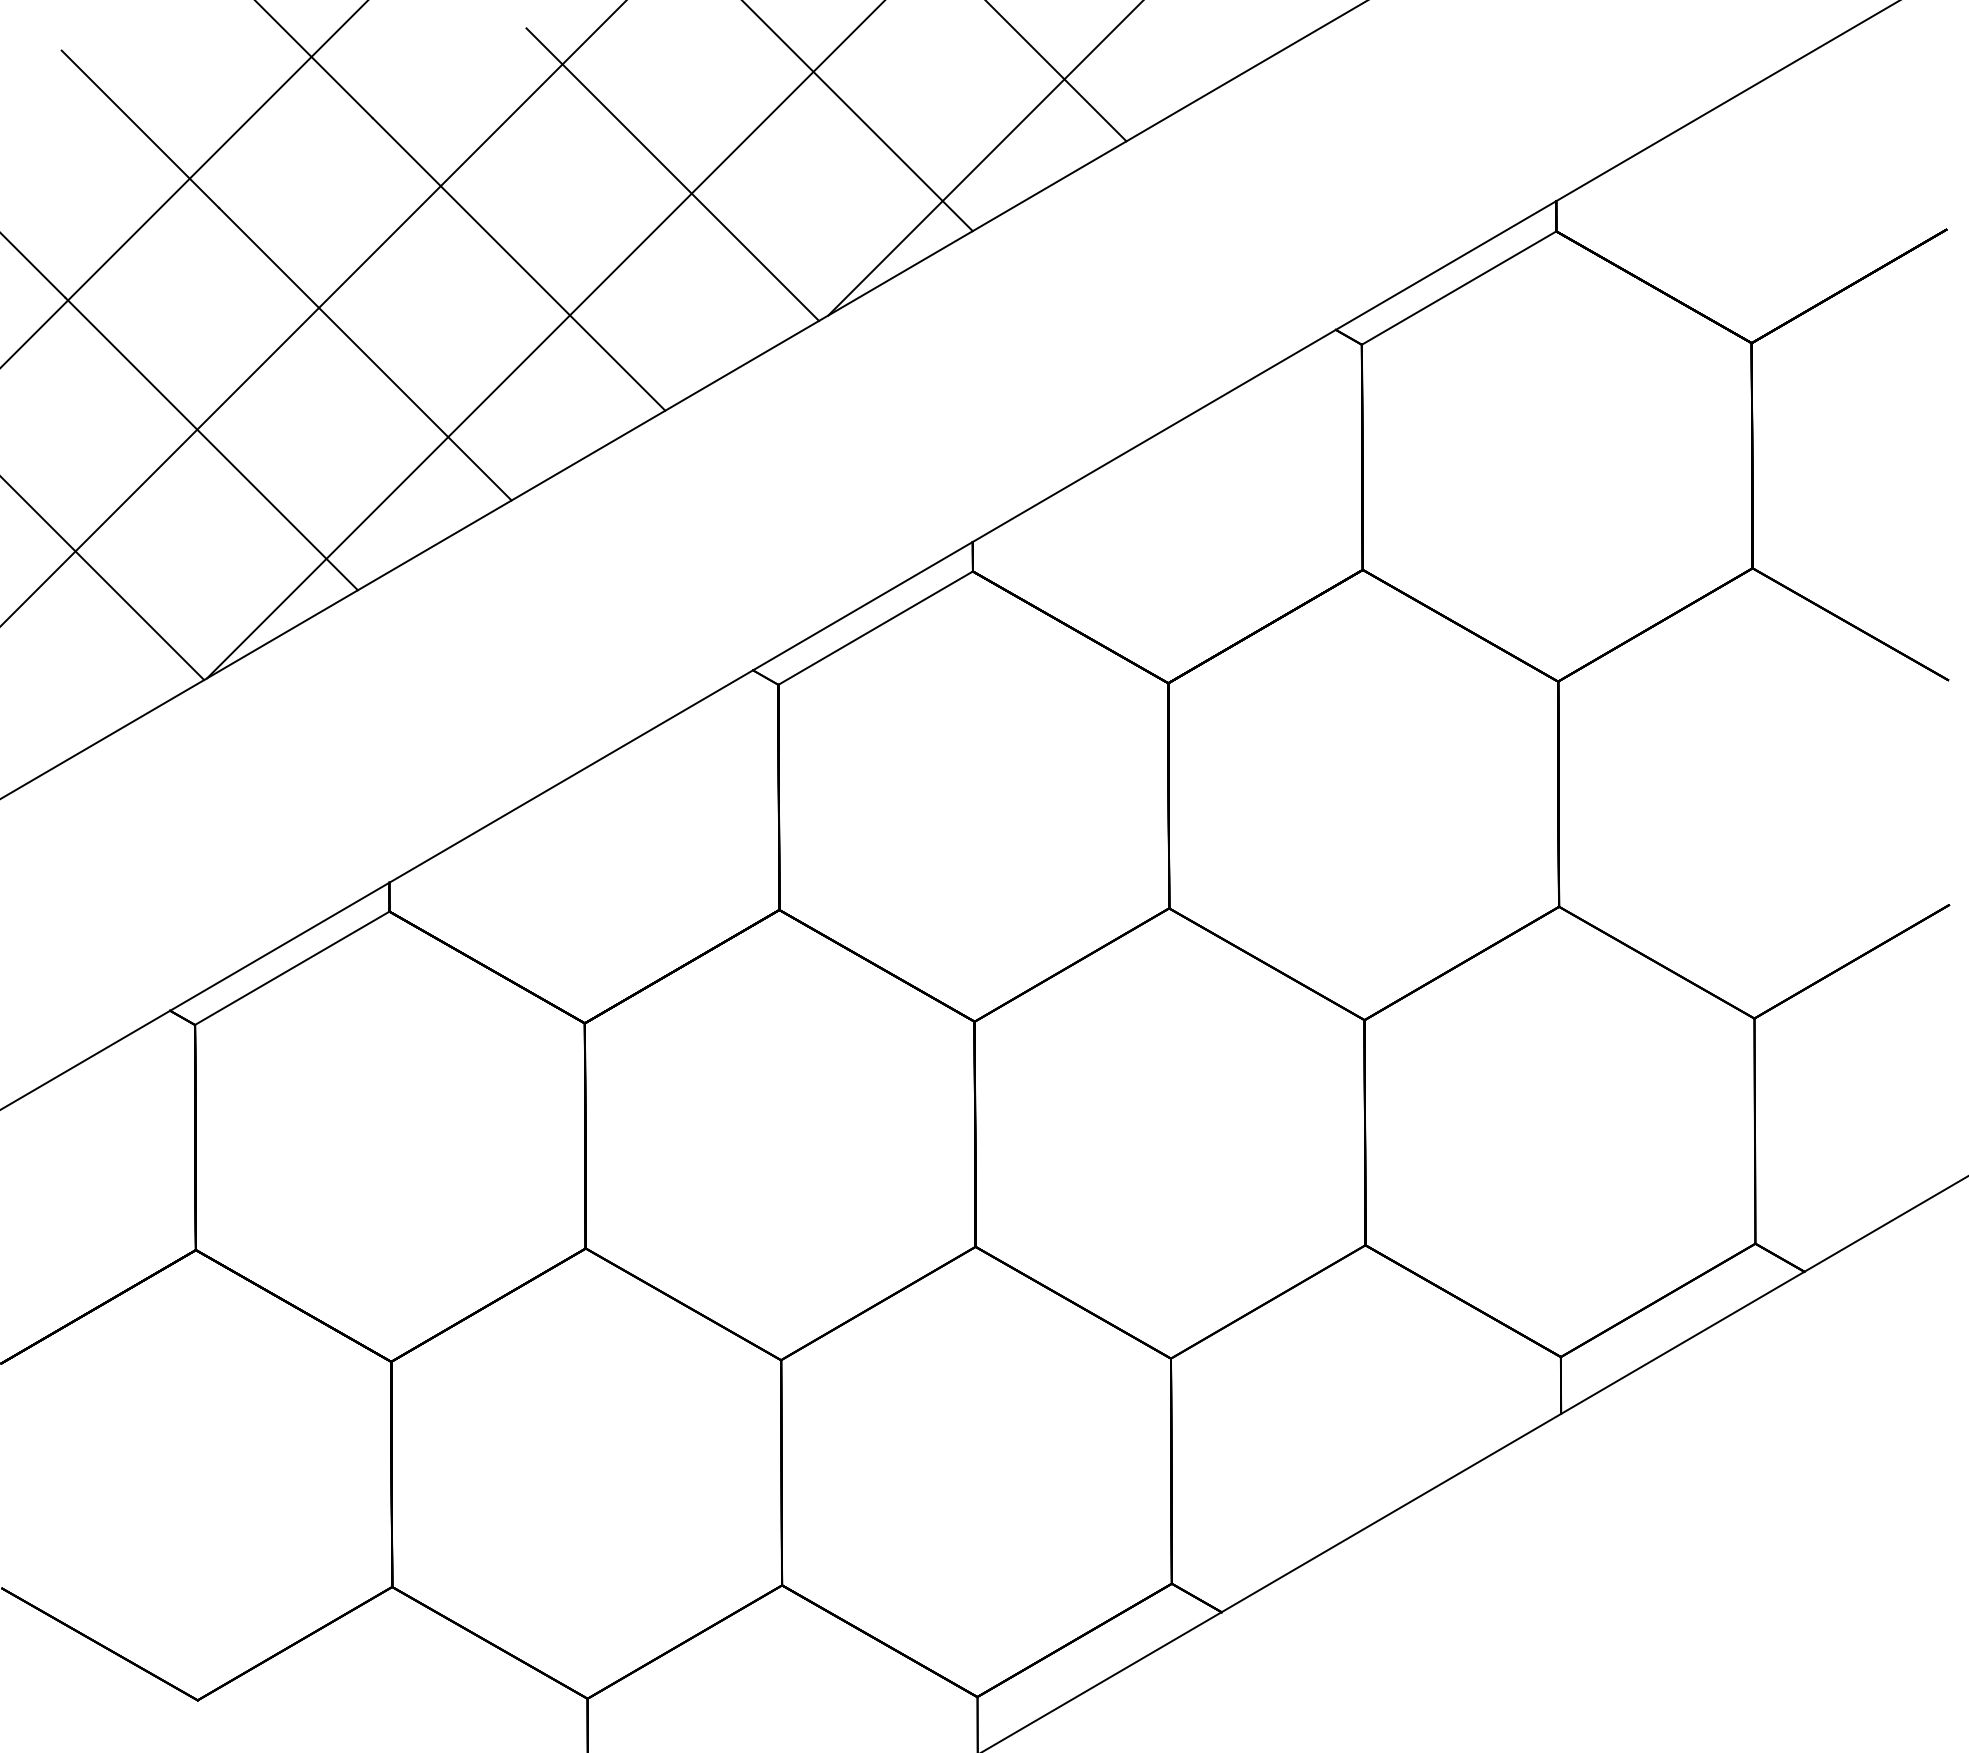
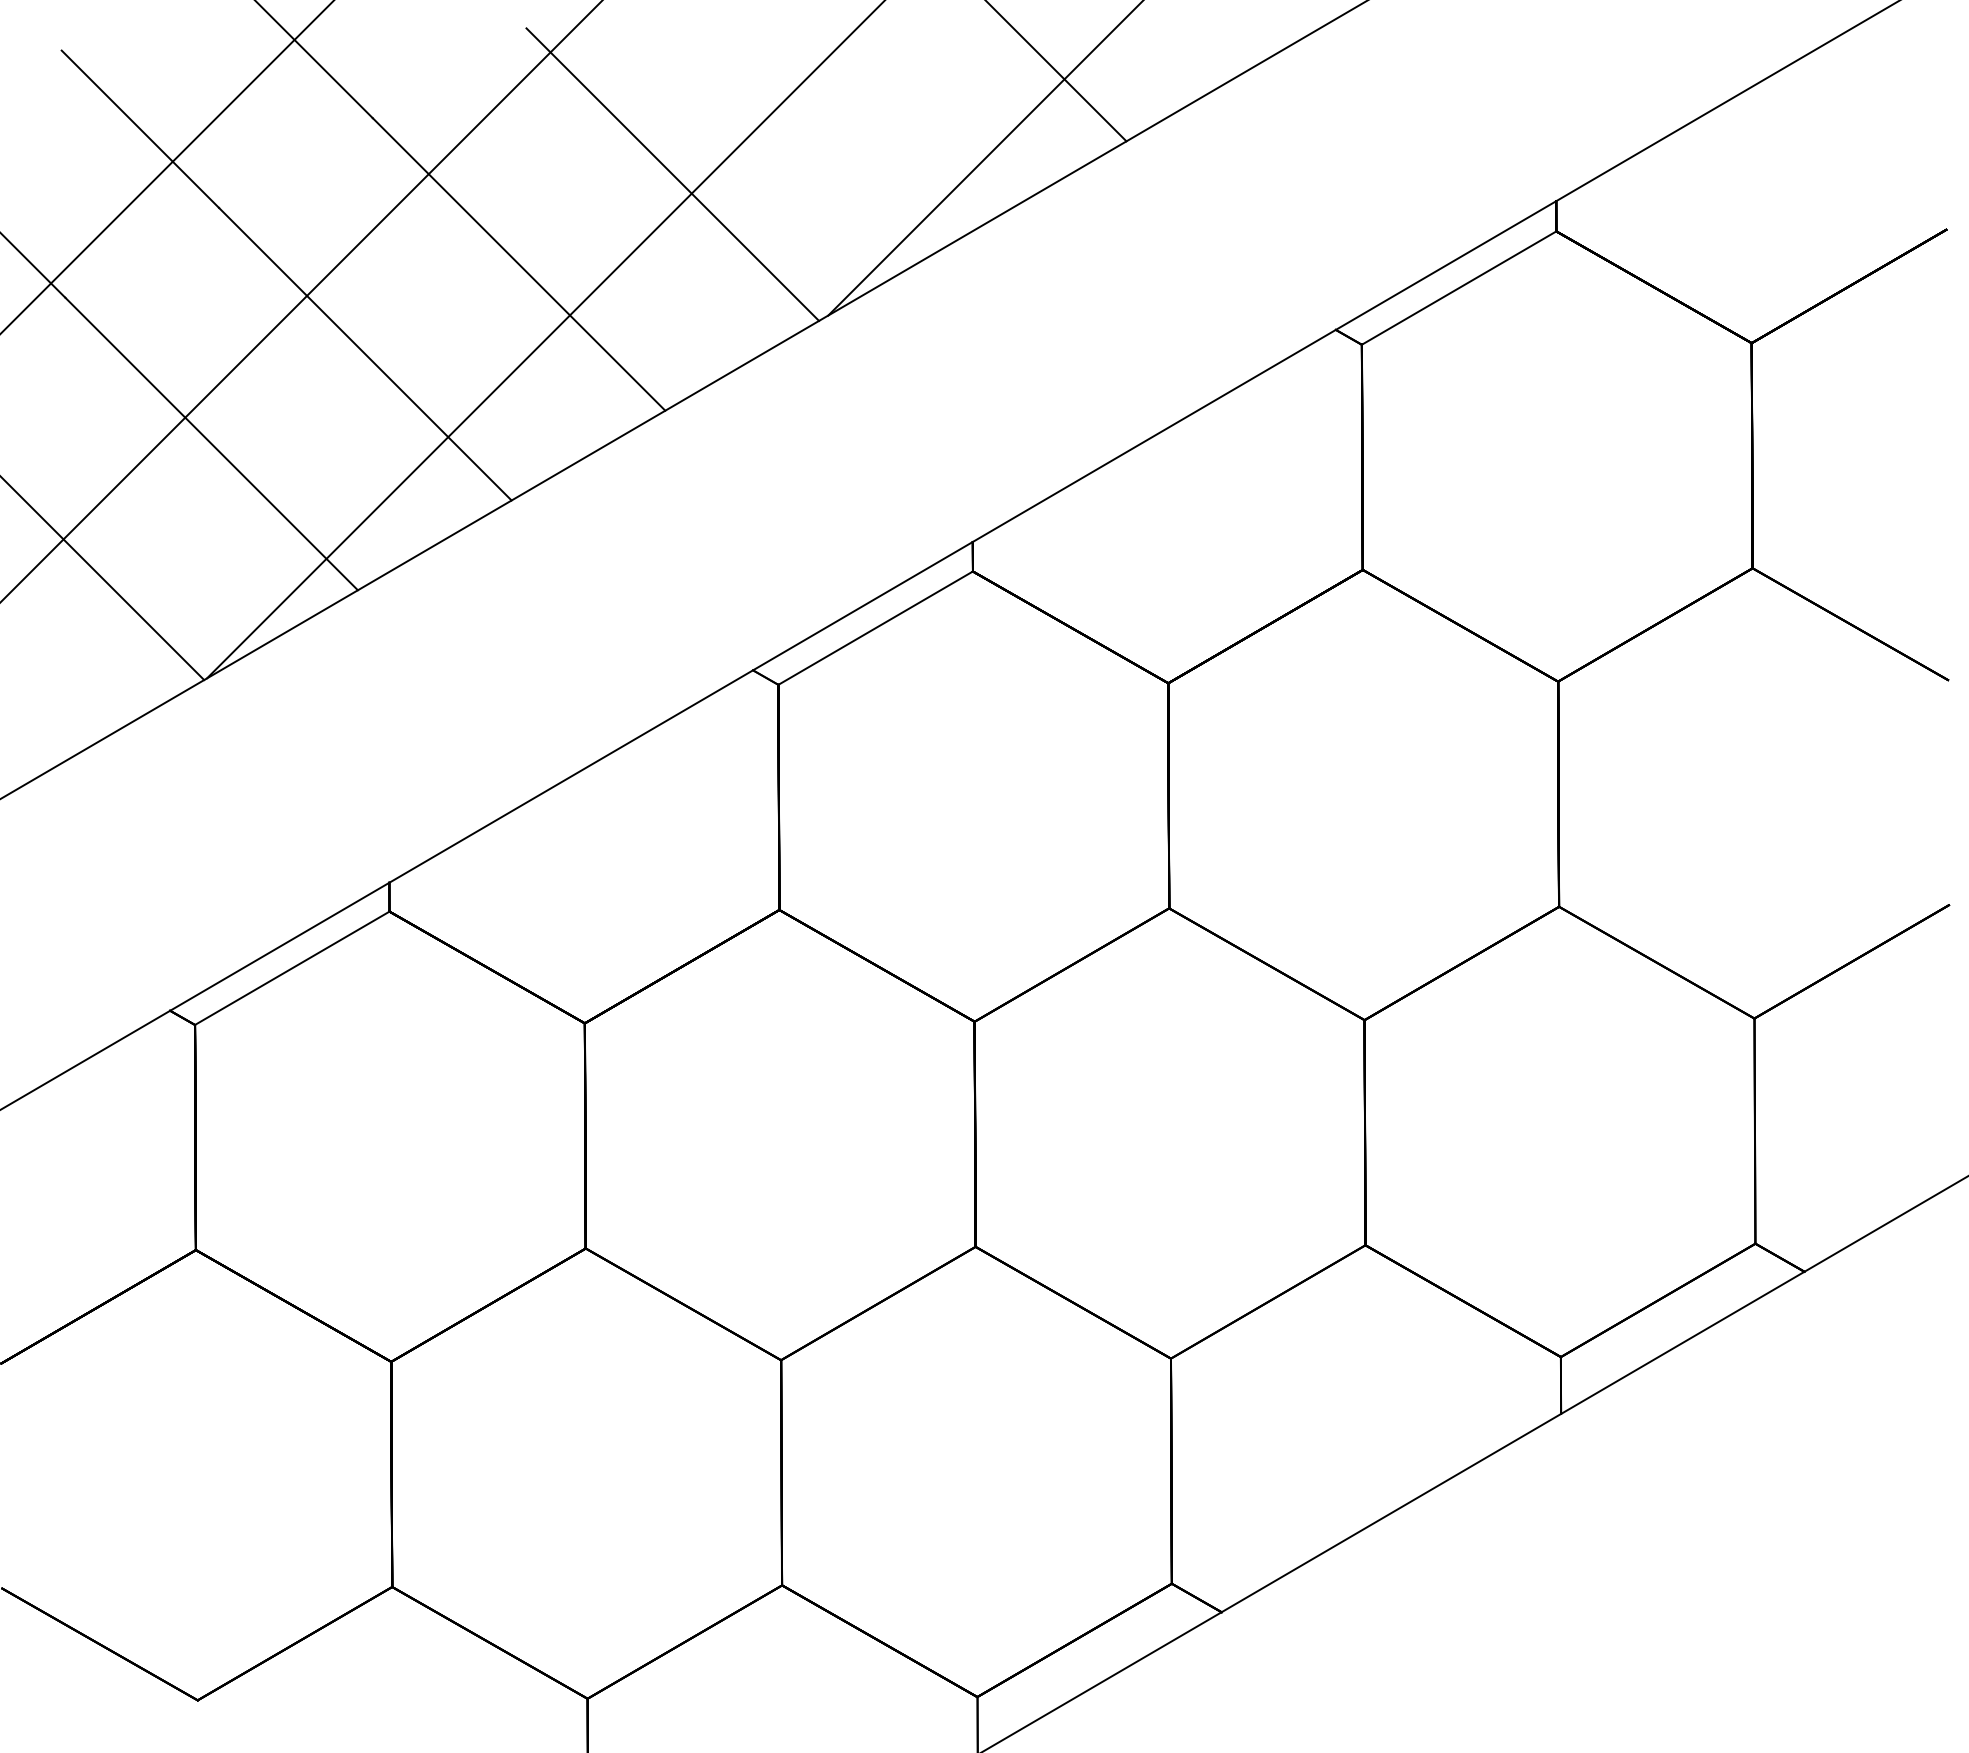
line: present -> none (857, 116)
line position: (183, 184) -> (166, 167) (166, 167)
line position: (313, 313) -> (301, 301) (301, 301)
